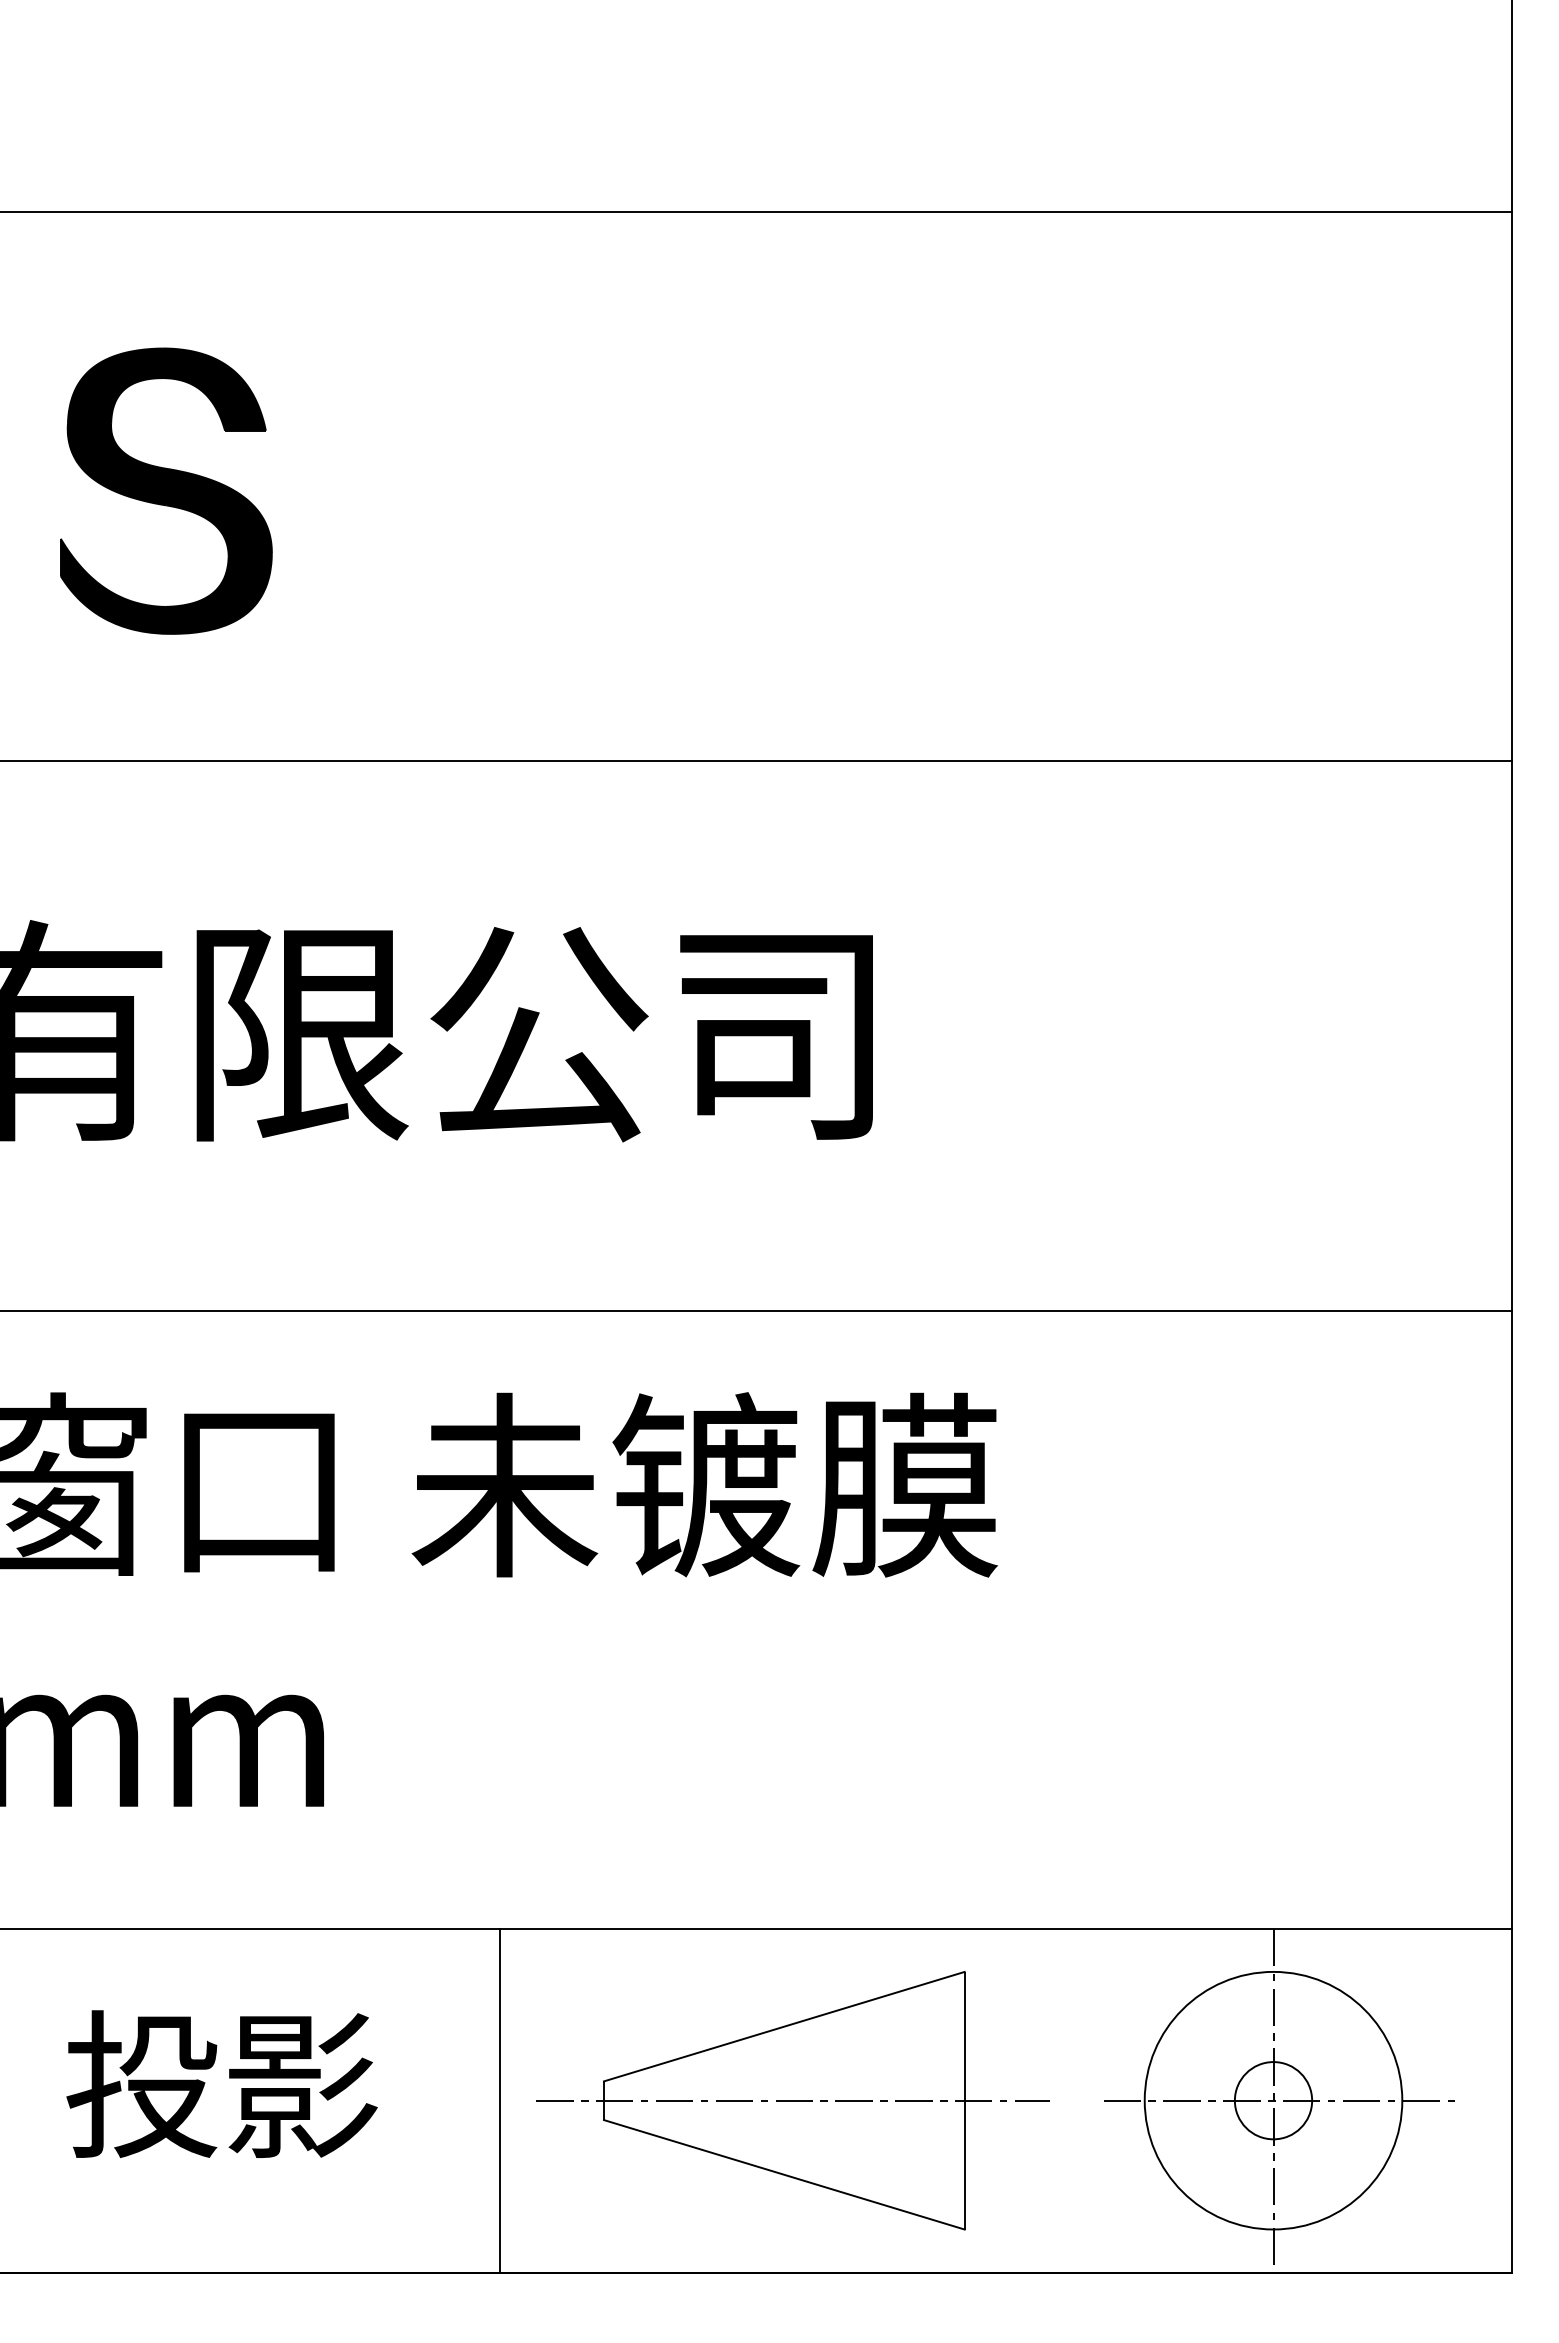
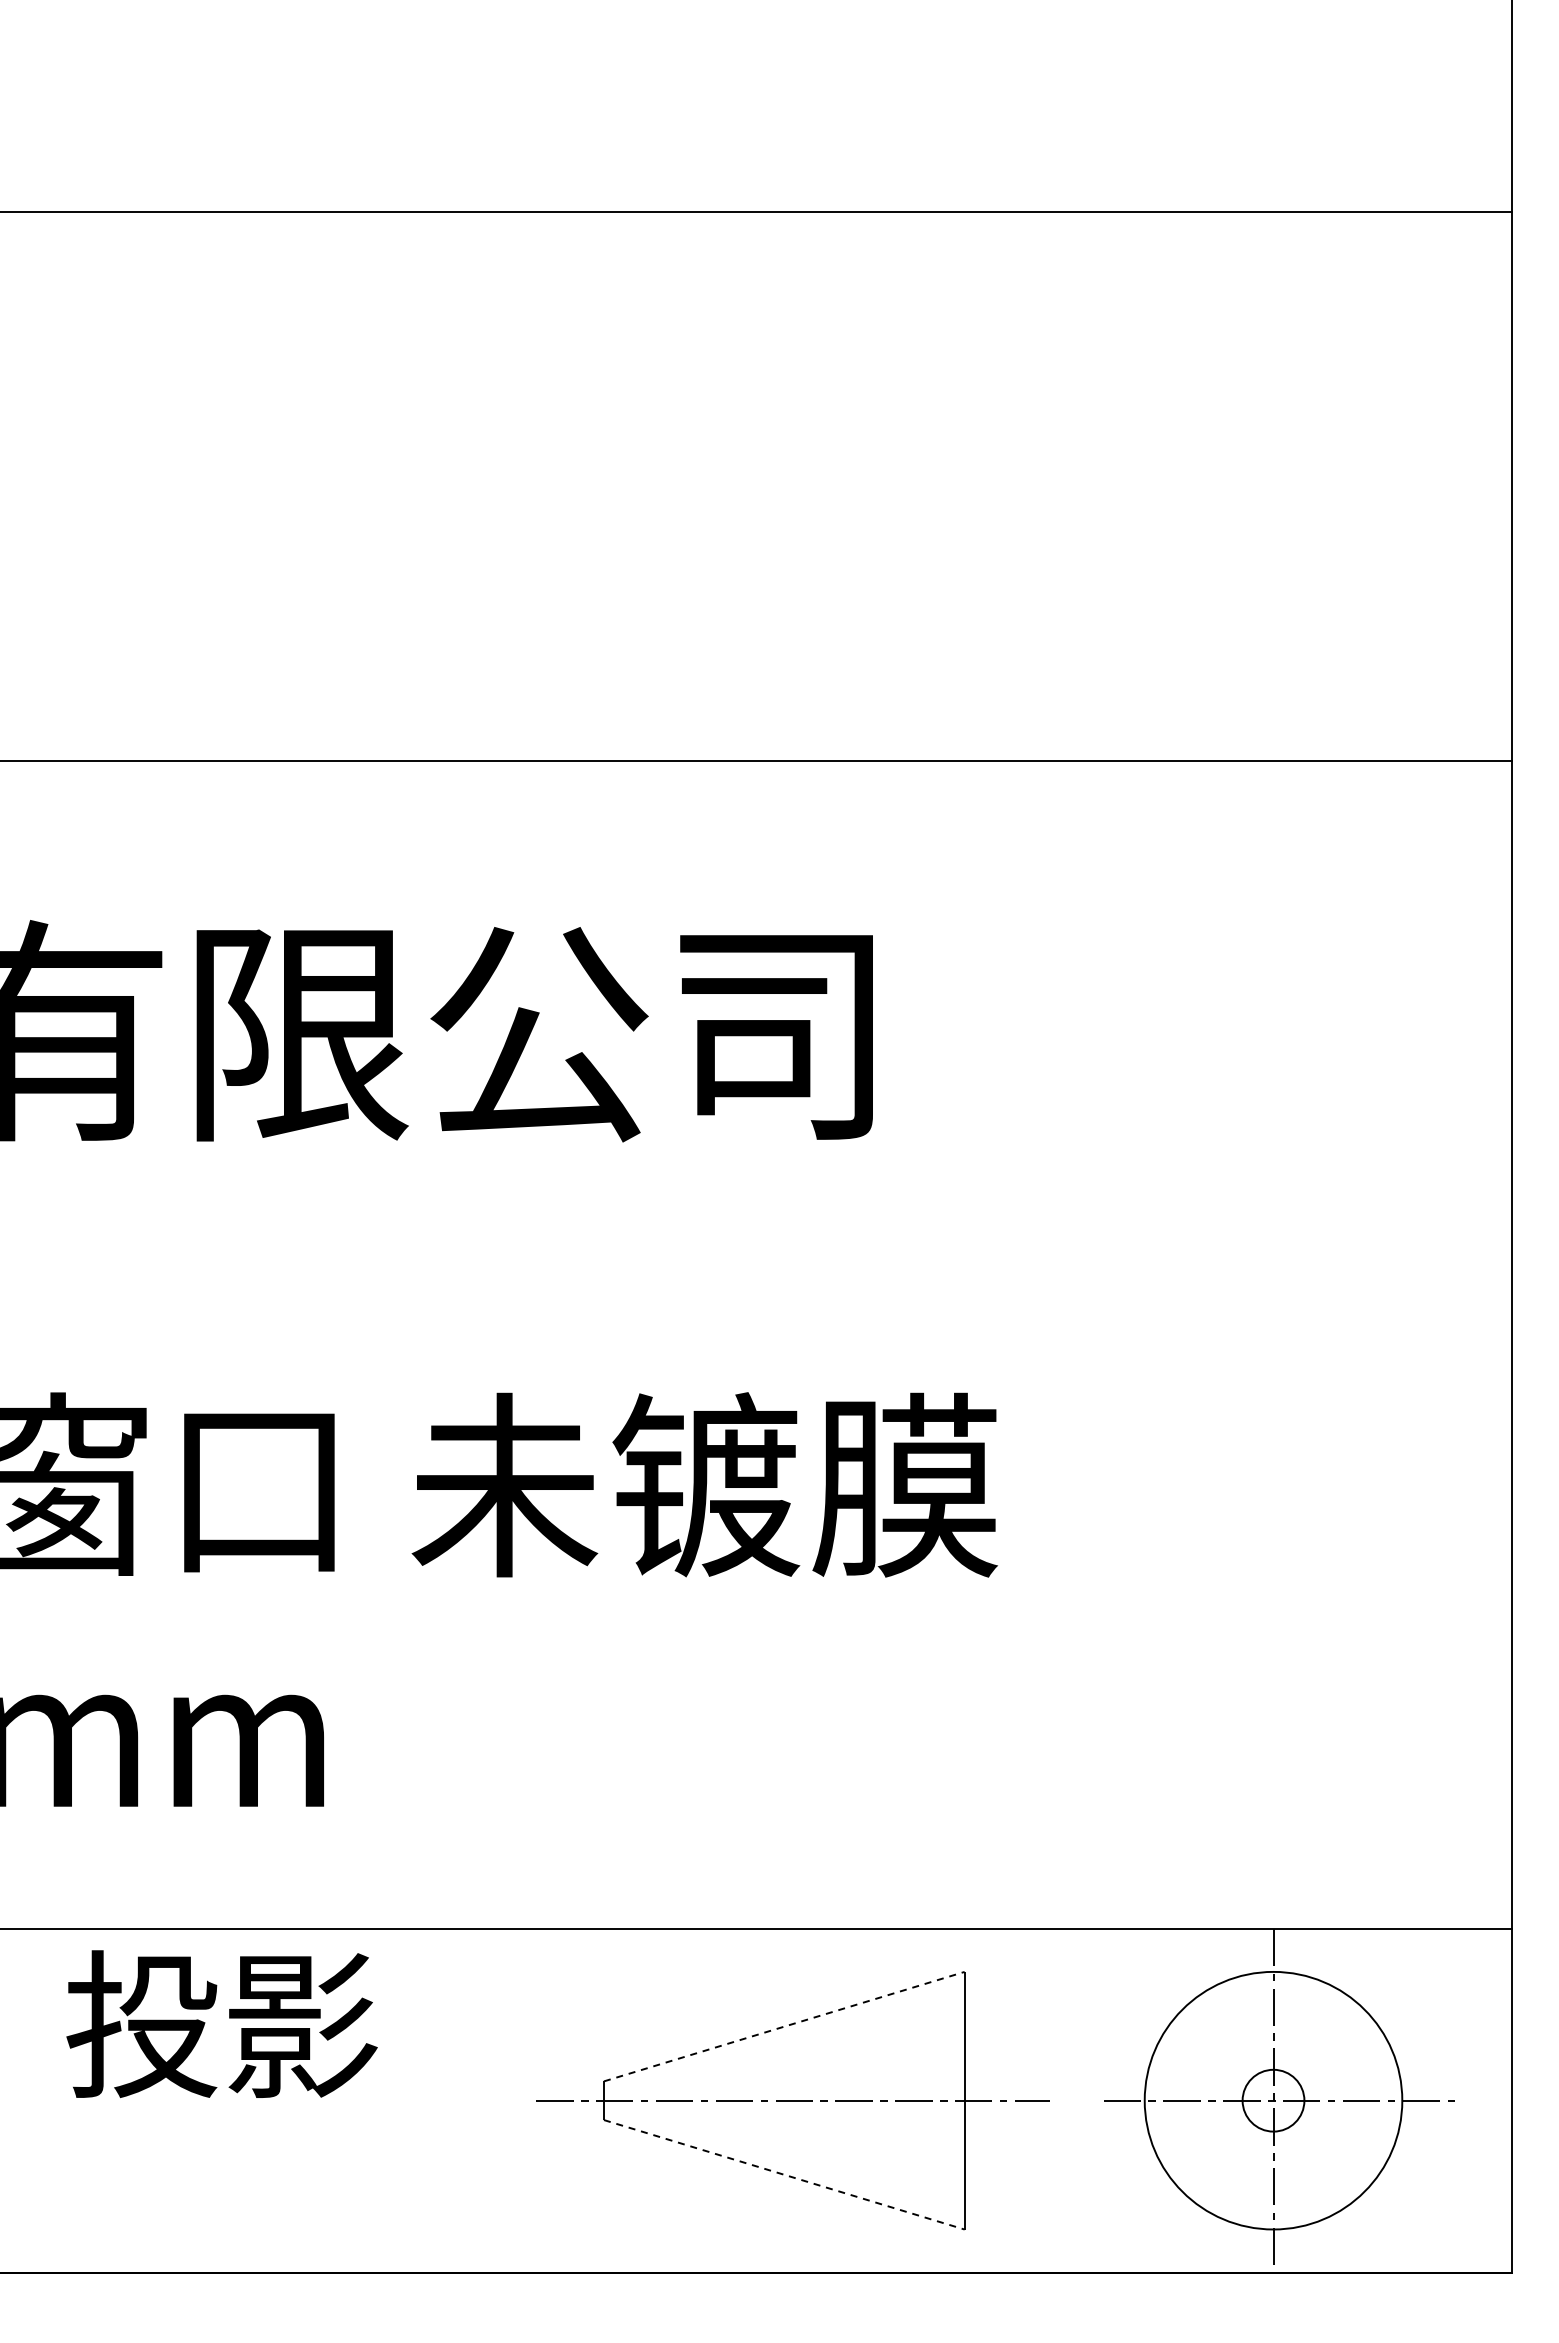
part: present -> none (166, 490)
line: present -> none (757, 1310)
line: solid -> dashed (784, 2026)
text position: (221, 2083) -> (221, 2023) (221, 2023)
line: present -> none (500, 2100)
circle diameter: 77 px -> 62 px (1273, 2100)
line: solid -> dashed (784, 2174)
